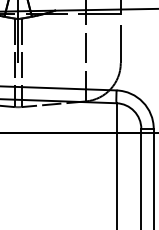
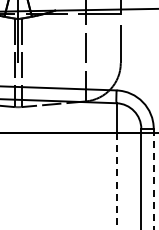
line: solid -> dashed (153, 179)
line: solid -> dashed (116, 181)
